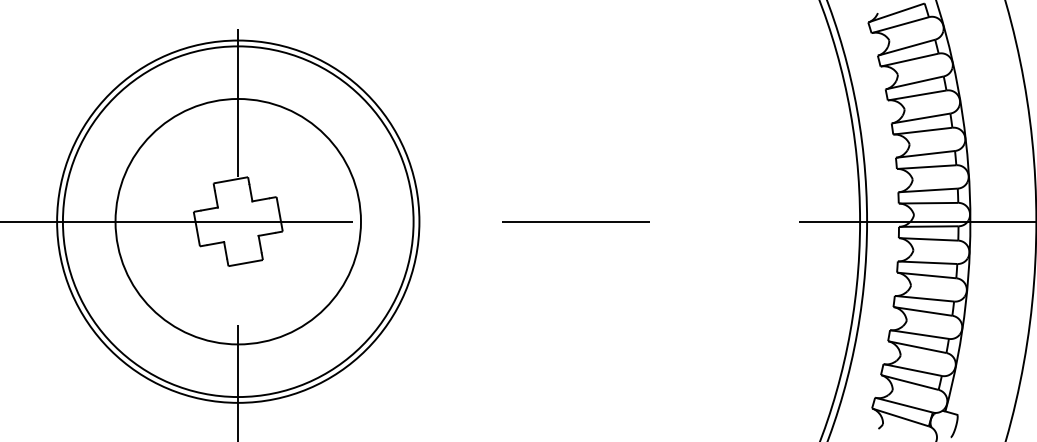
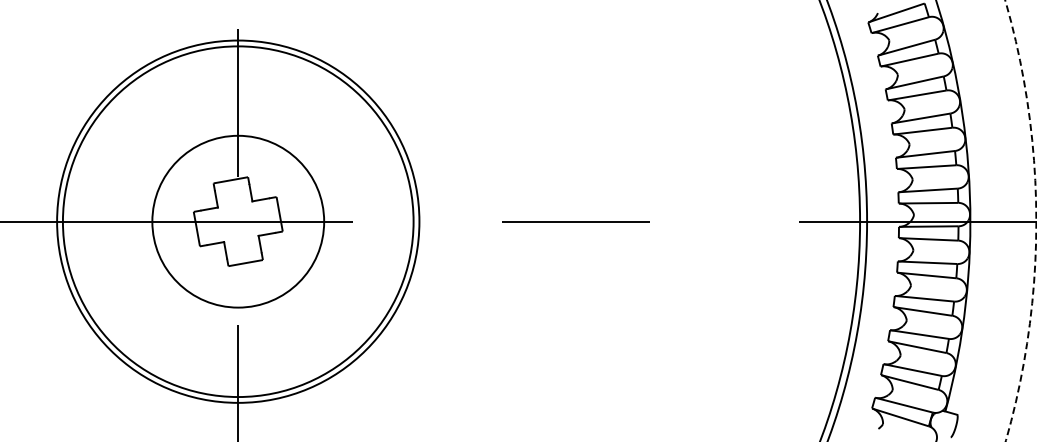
circle: solid -> dashed (1020, 220)
circle diameter: 245 px -> 172 px (238, 221)
